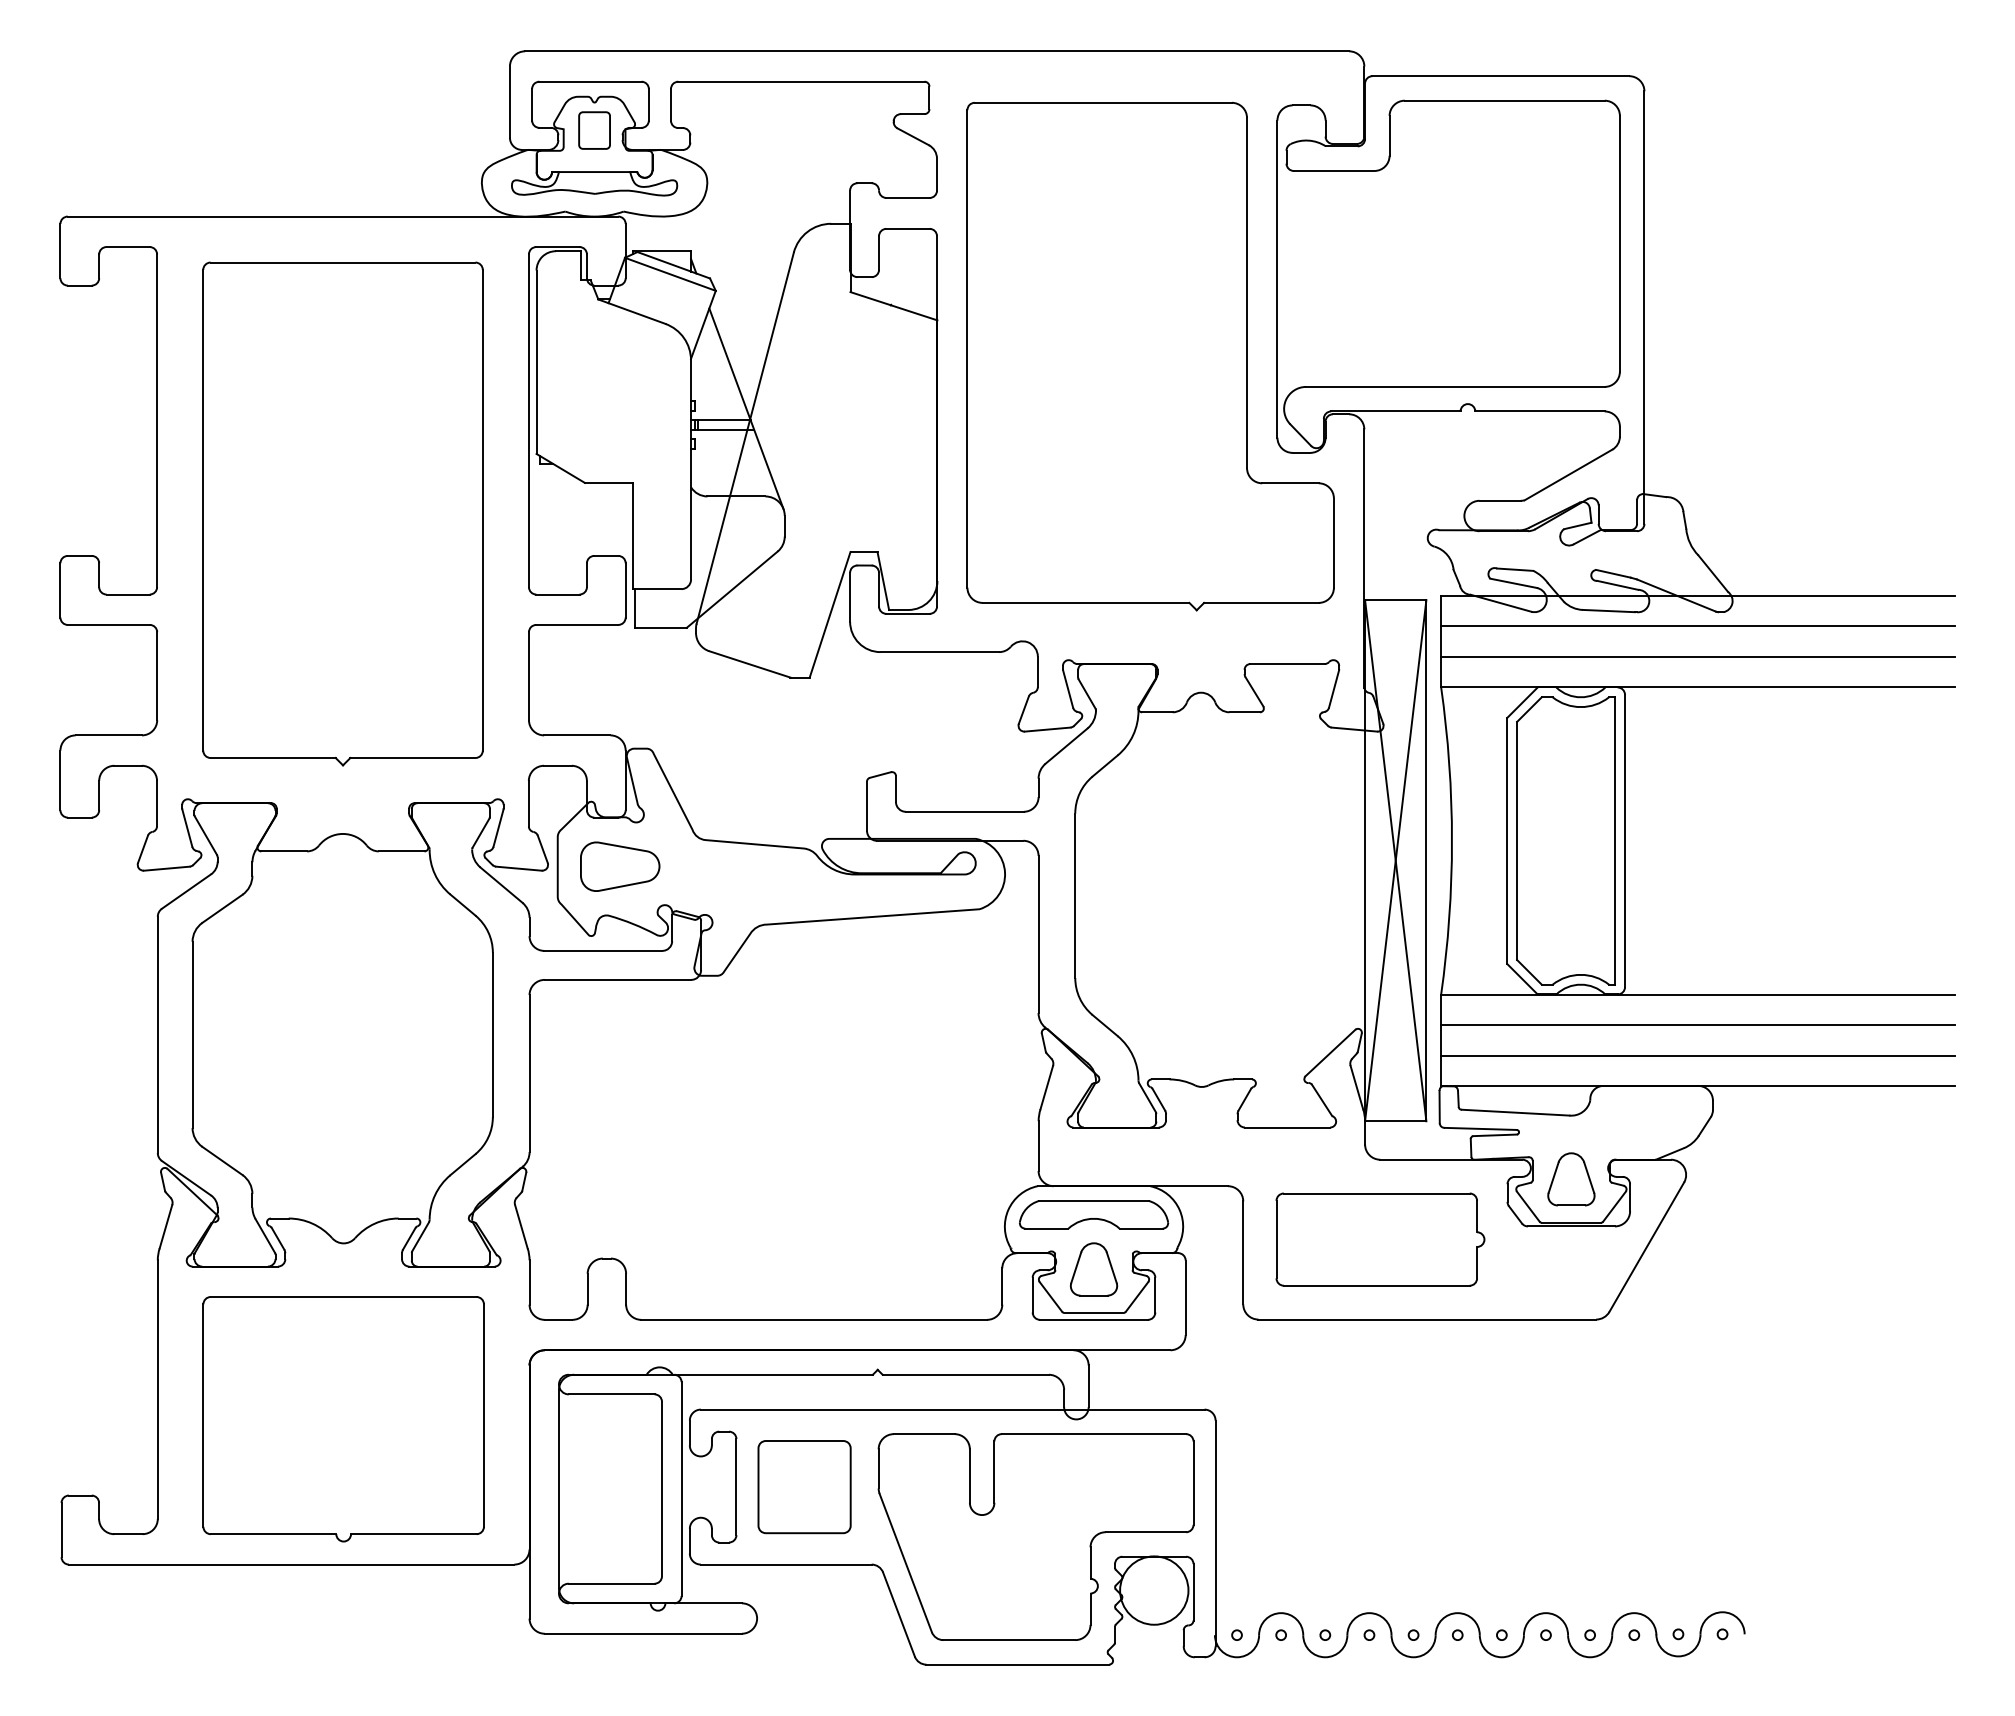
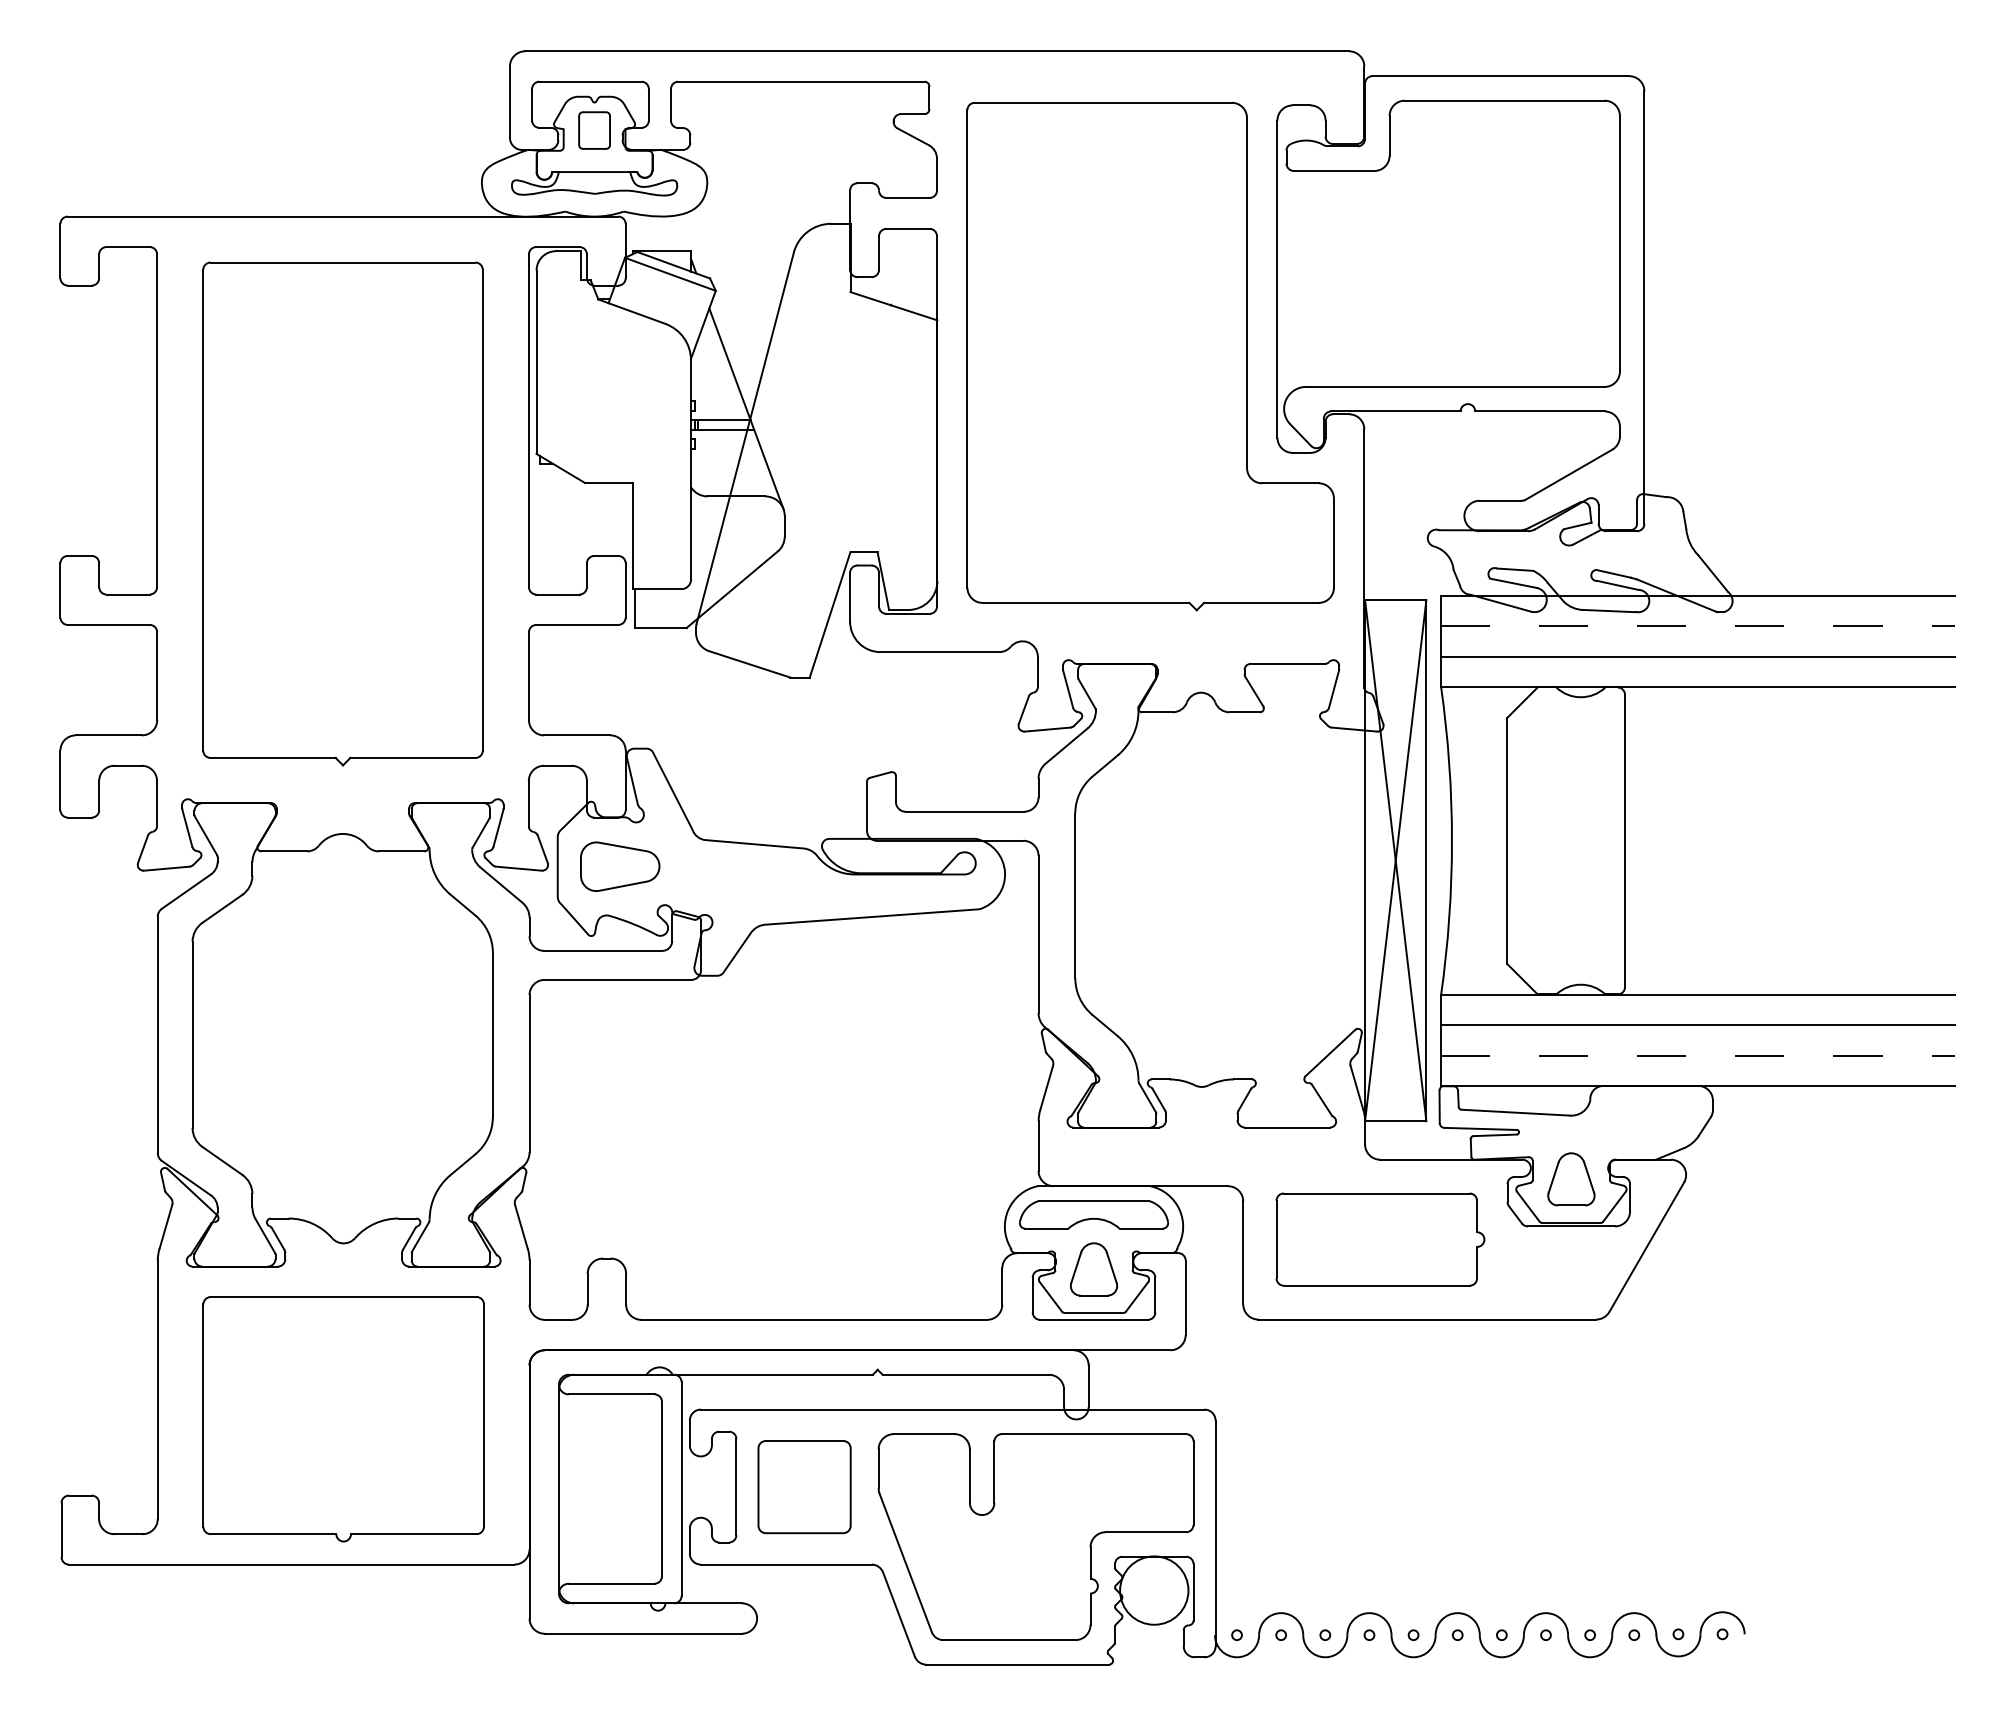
line: solid -> dashed (1697, 626)
part: present -> none (1565, 840)
line: solid -> dashed (1697, 1055)
